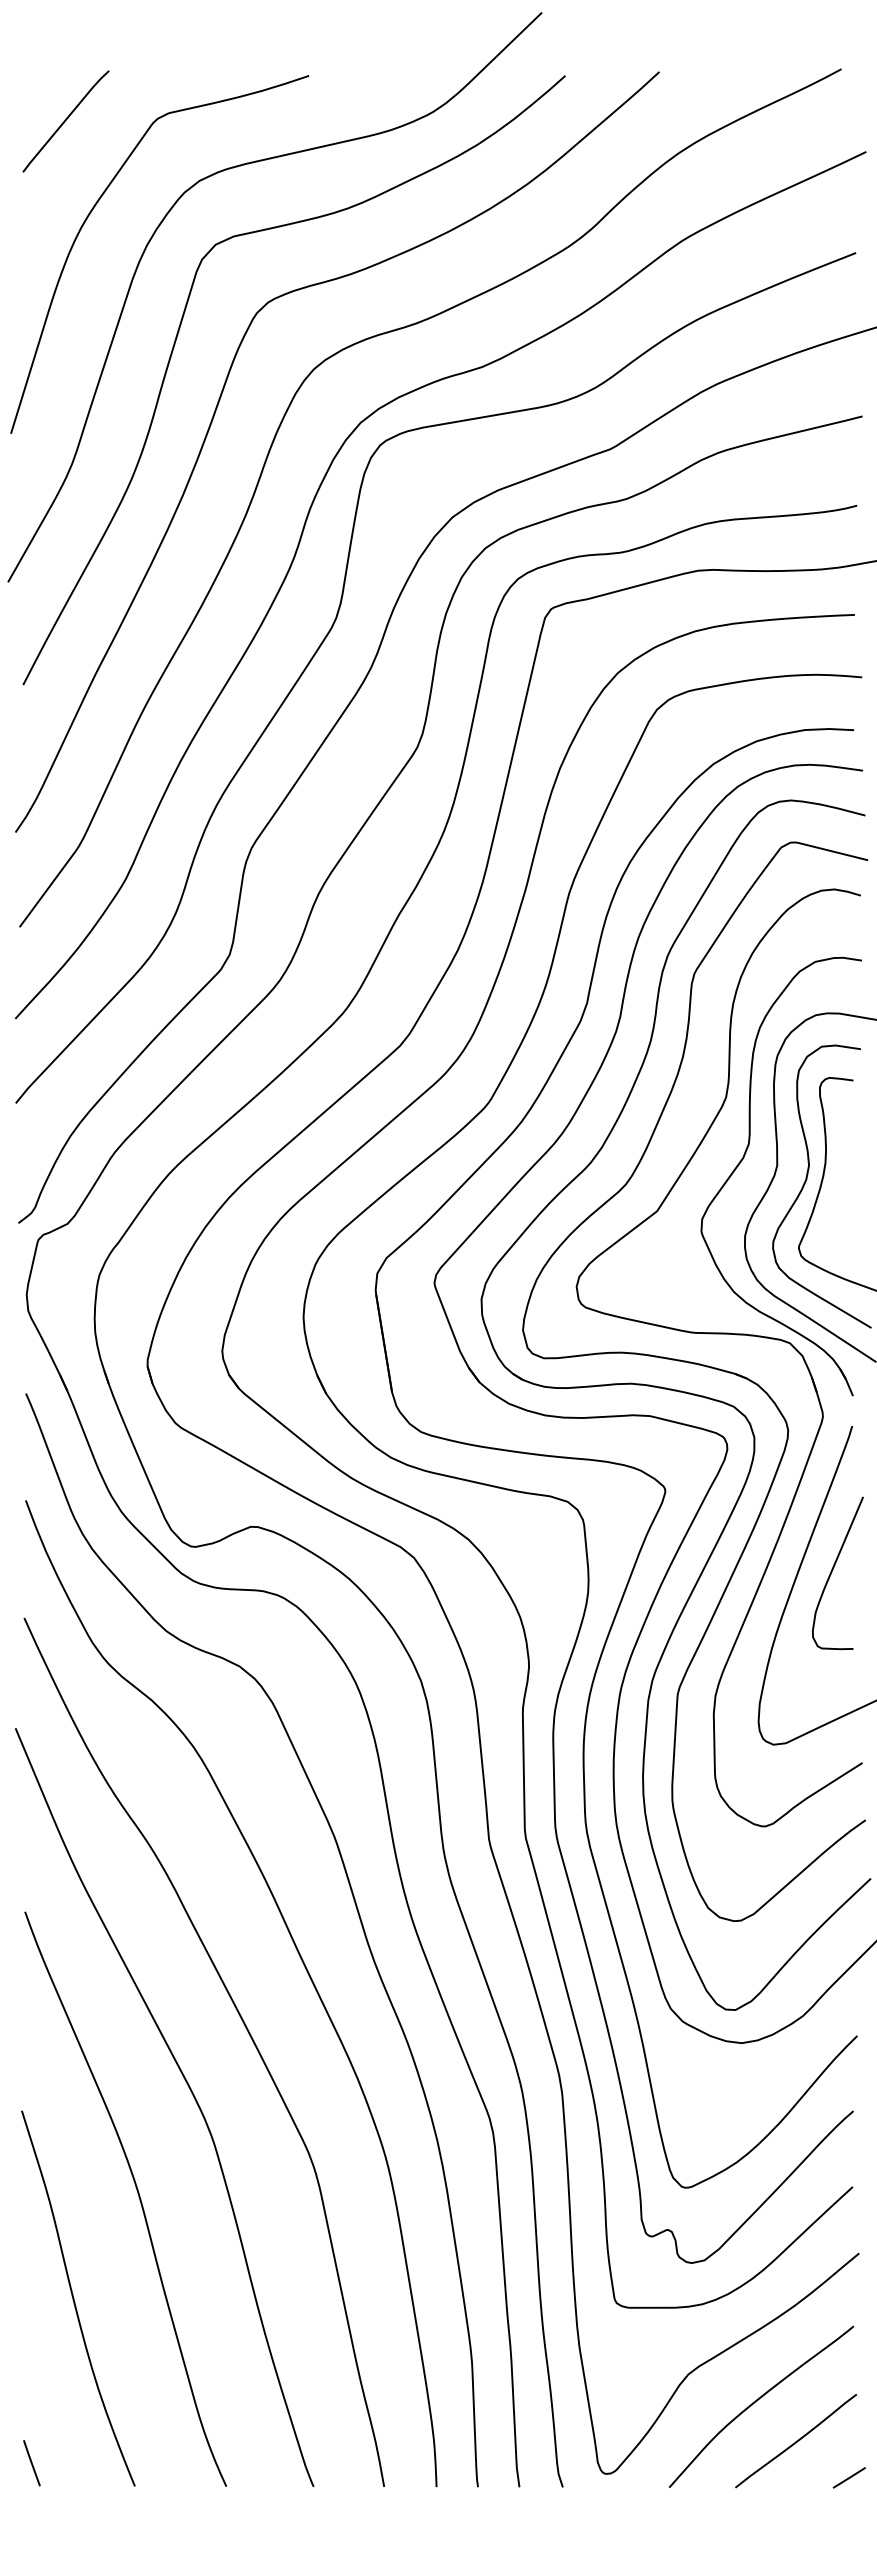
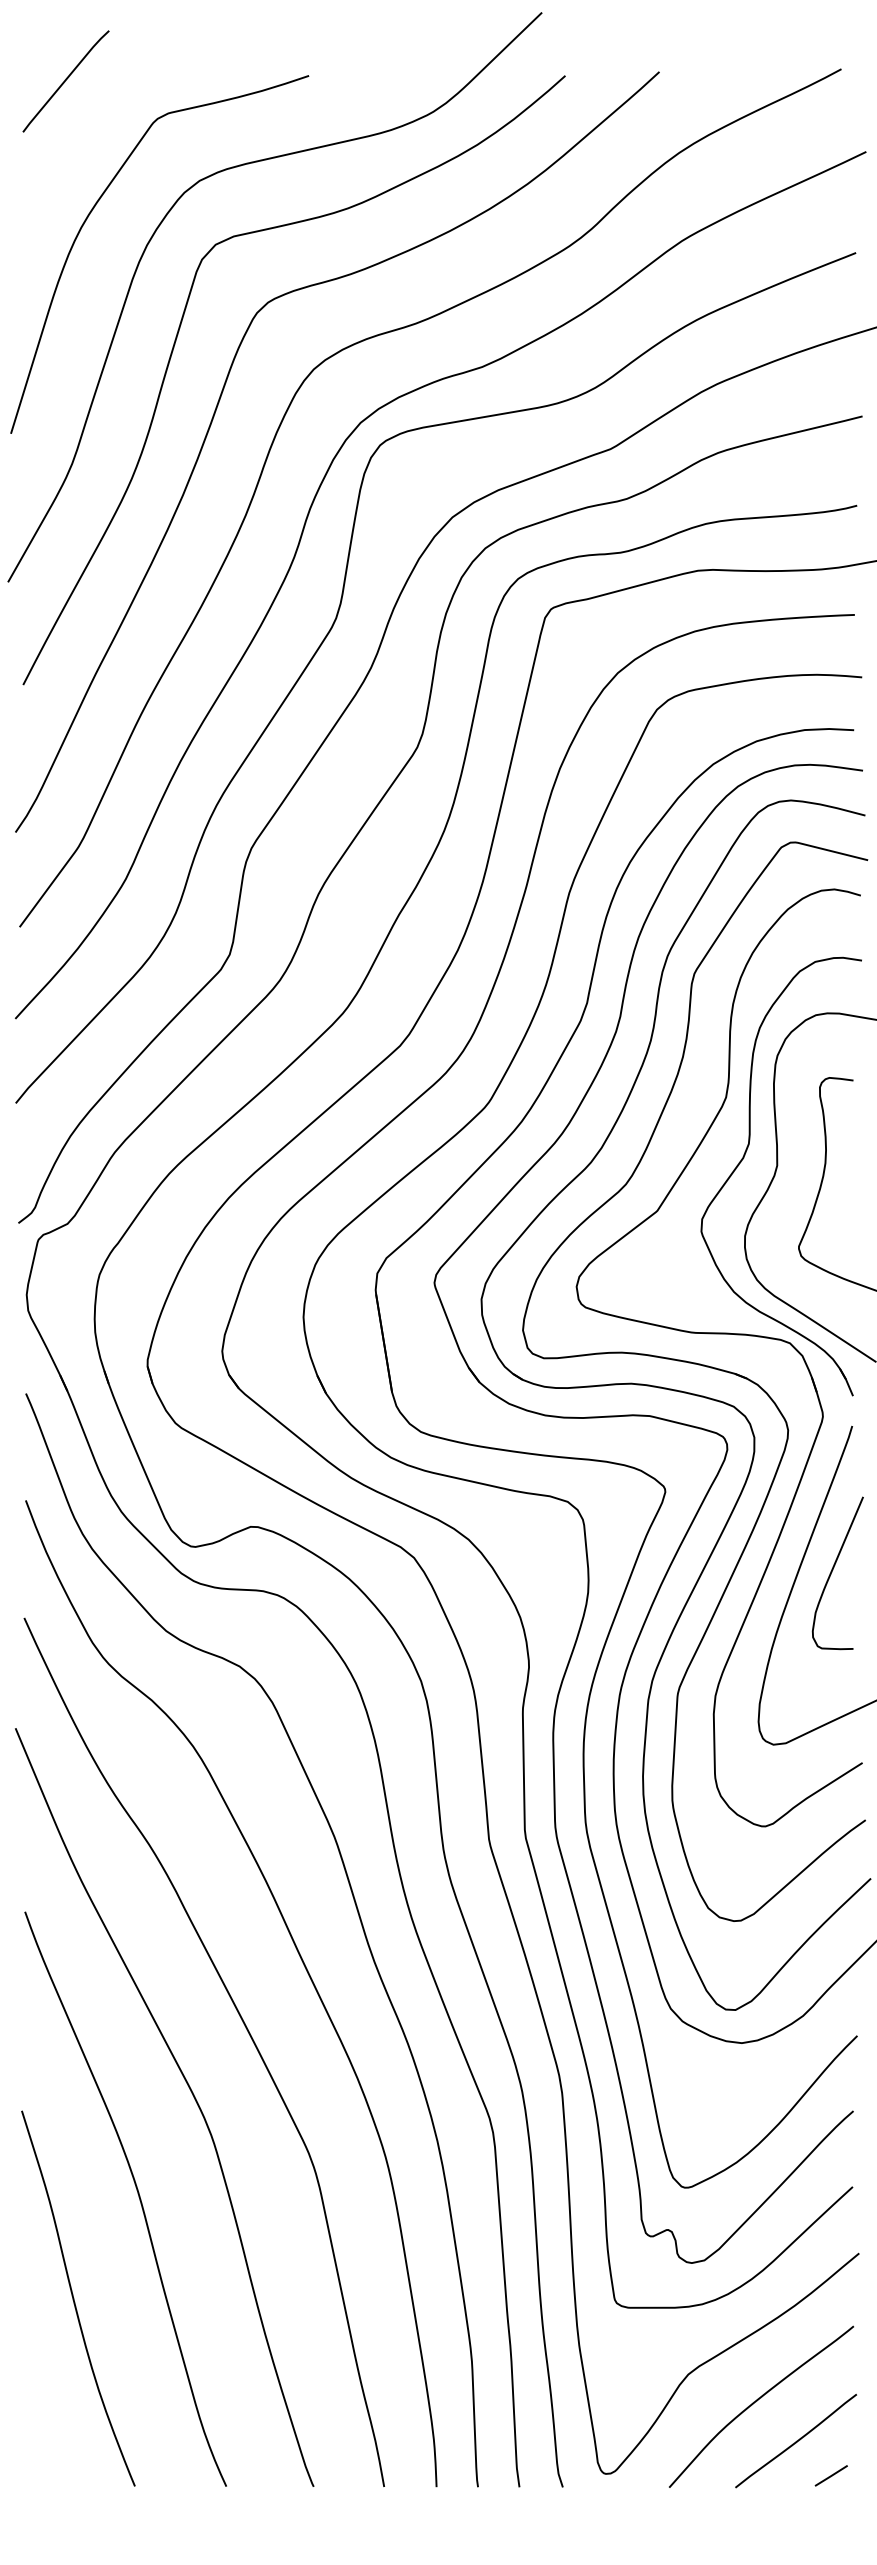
line position: (65, 121) -> (65, 81) (65, 81)
curve: present -> none (807, 1179)
line: present -> none (31, 2463)
line position: (848, 2477) -> (830, 2475) (830, 2475)
